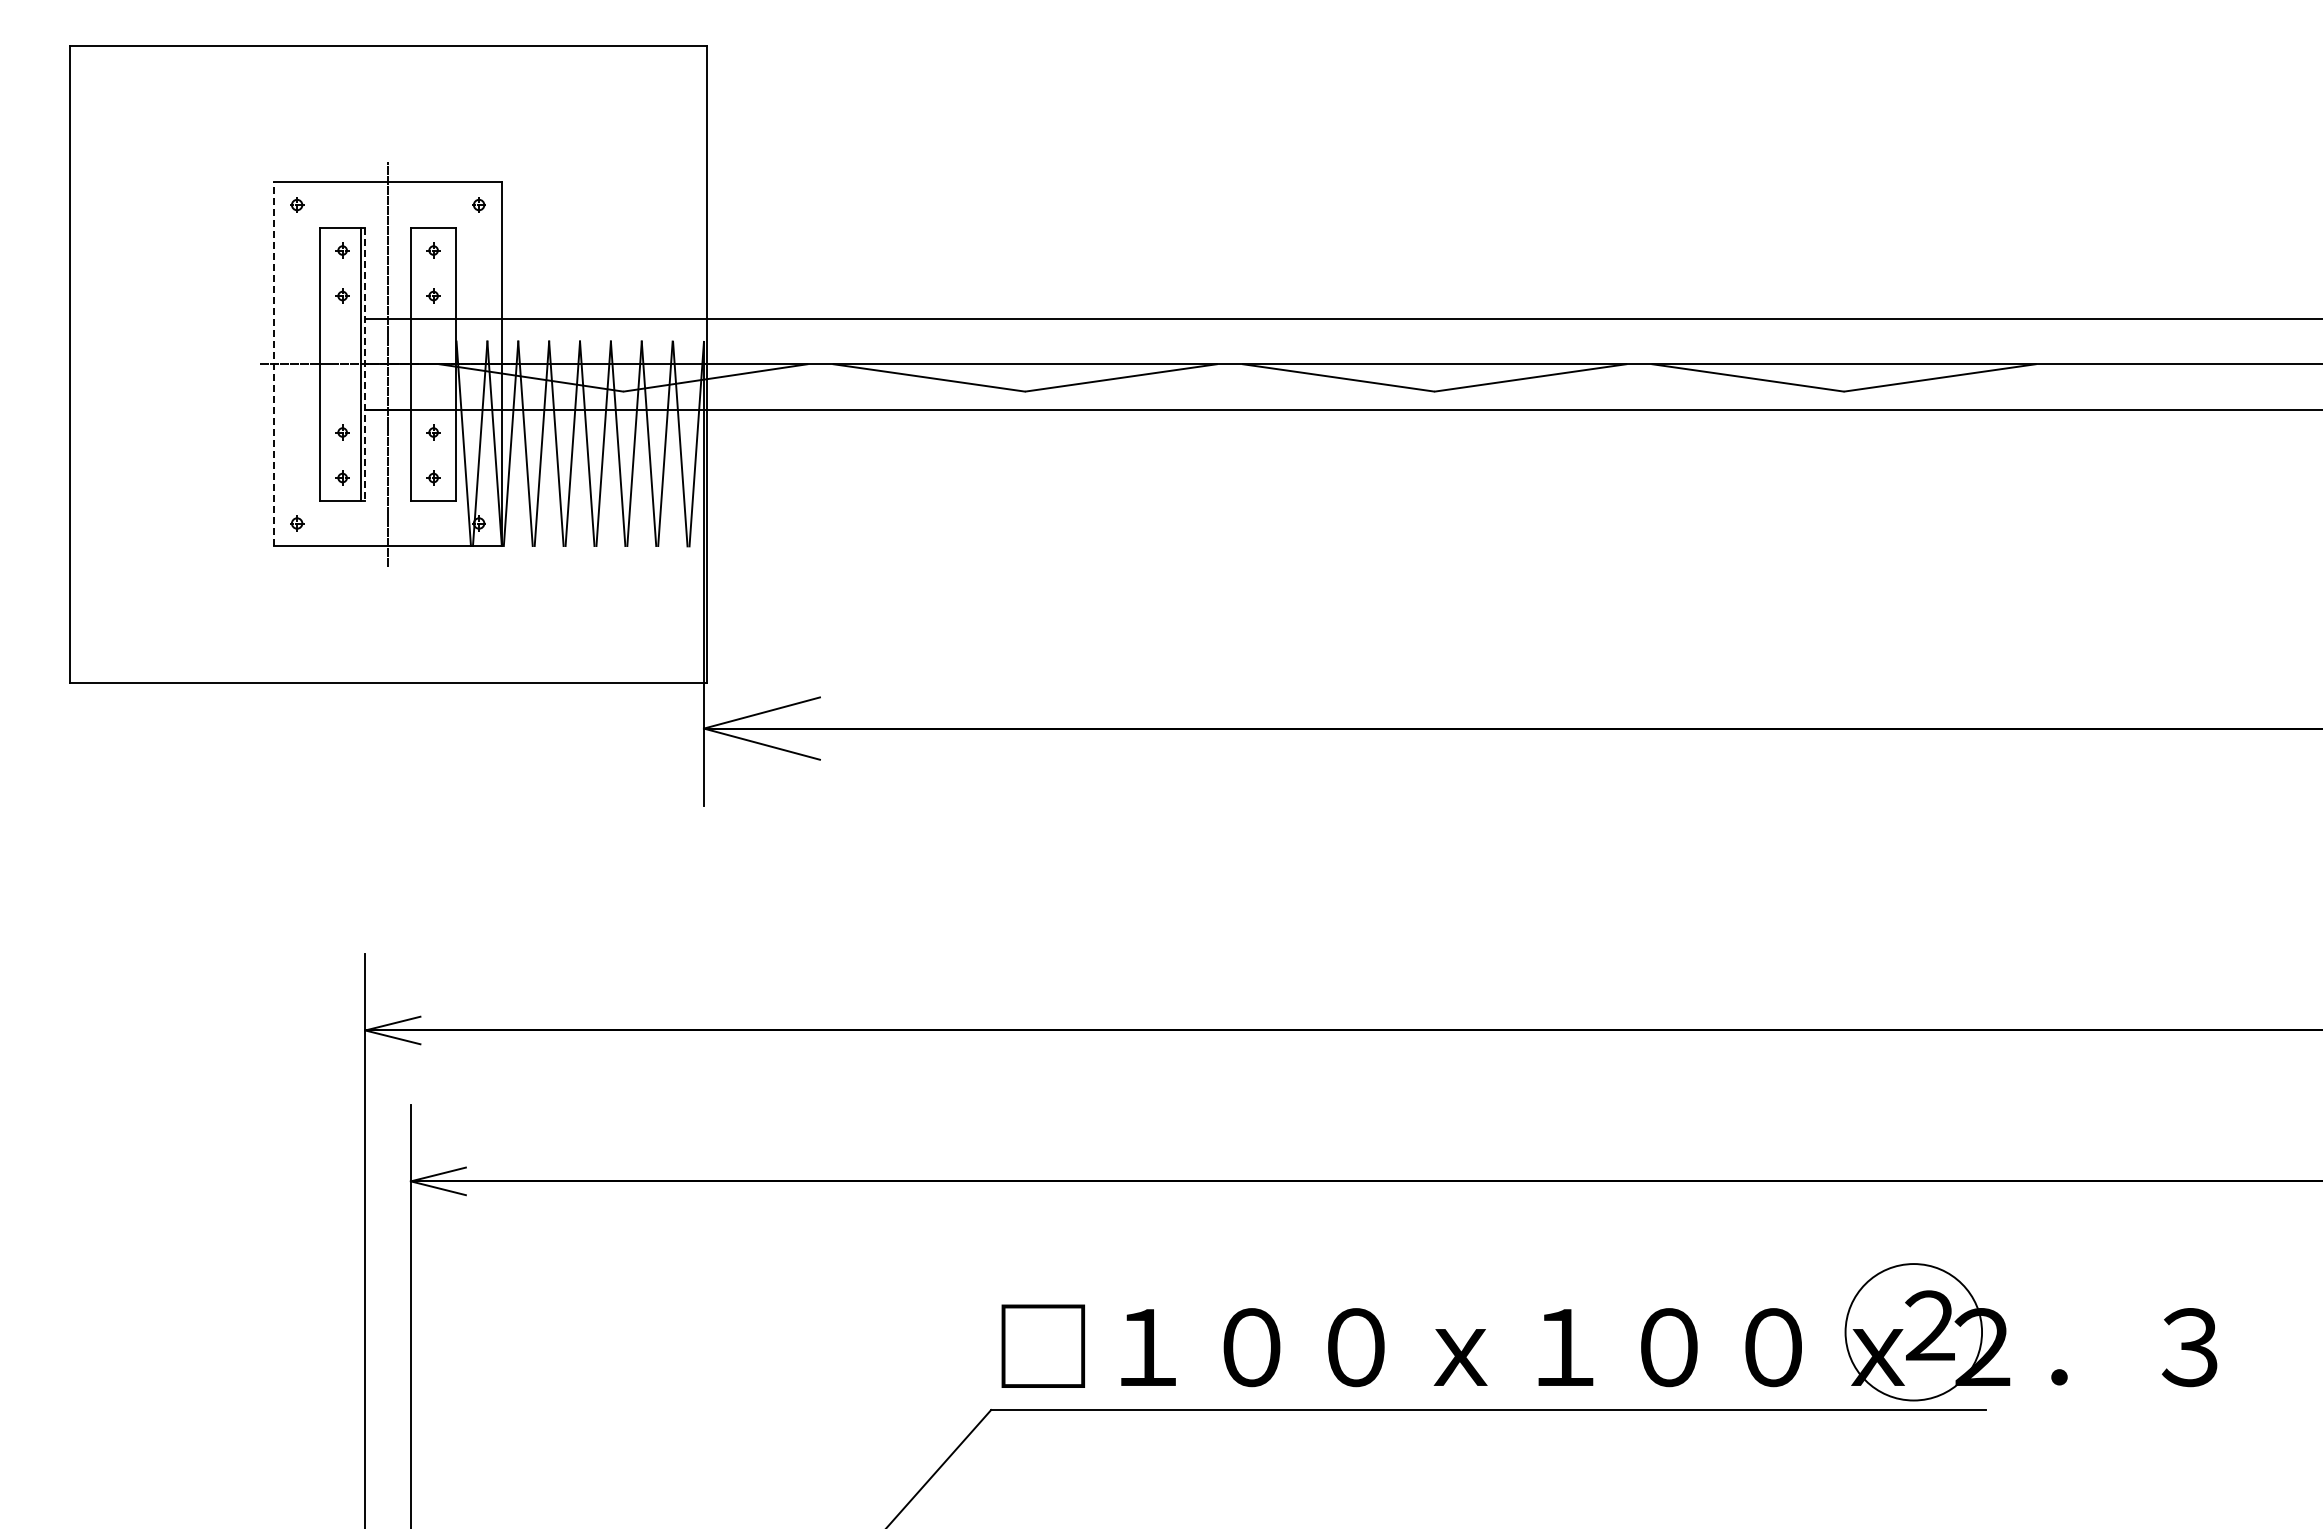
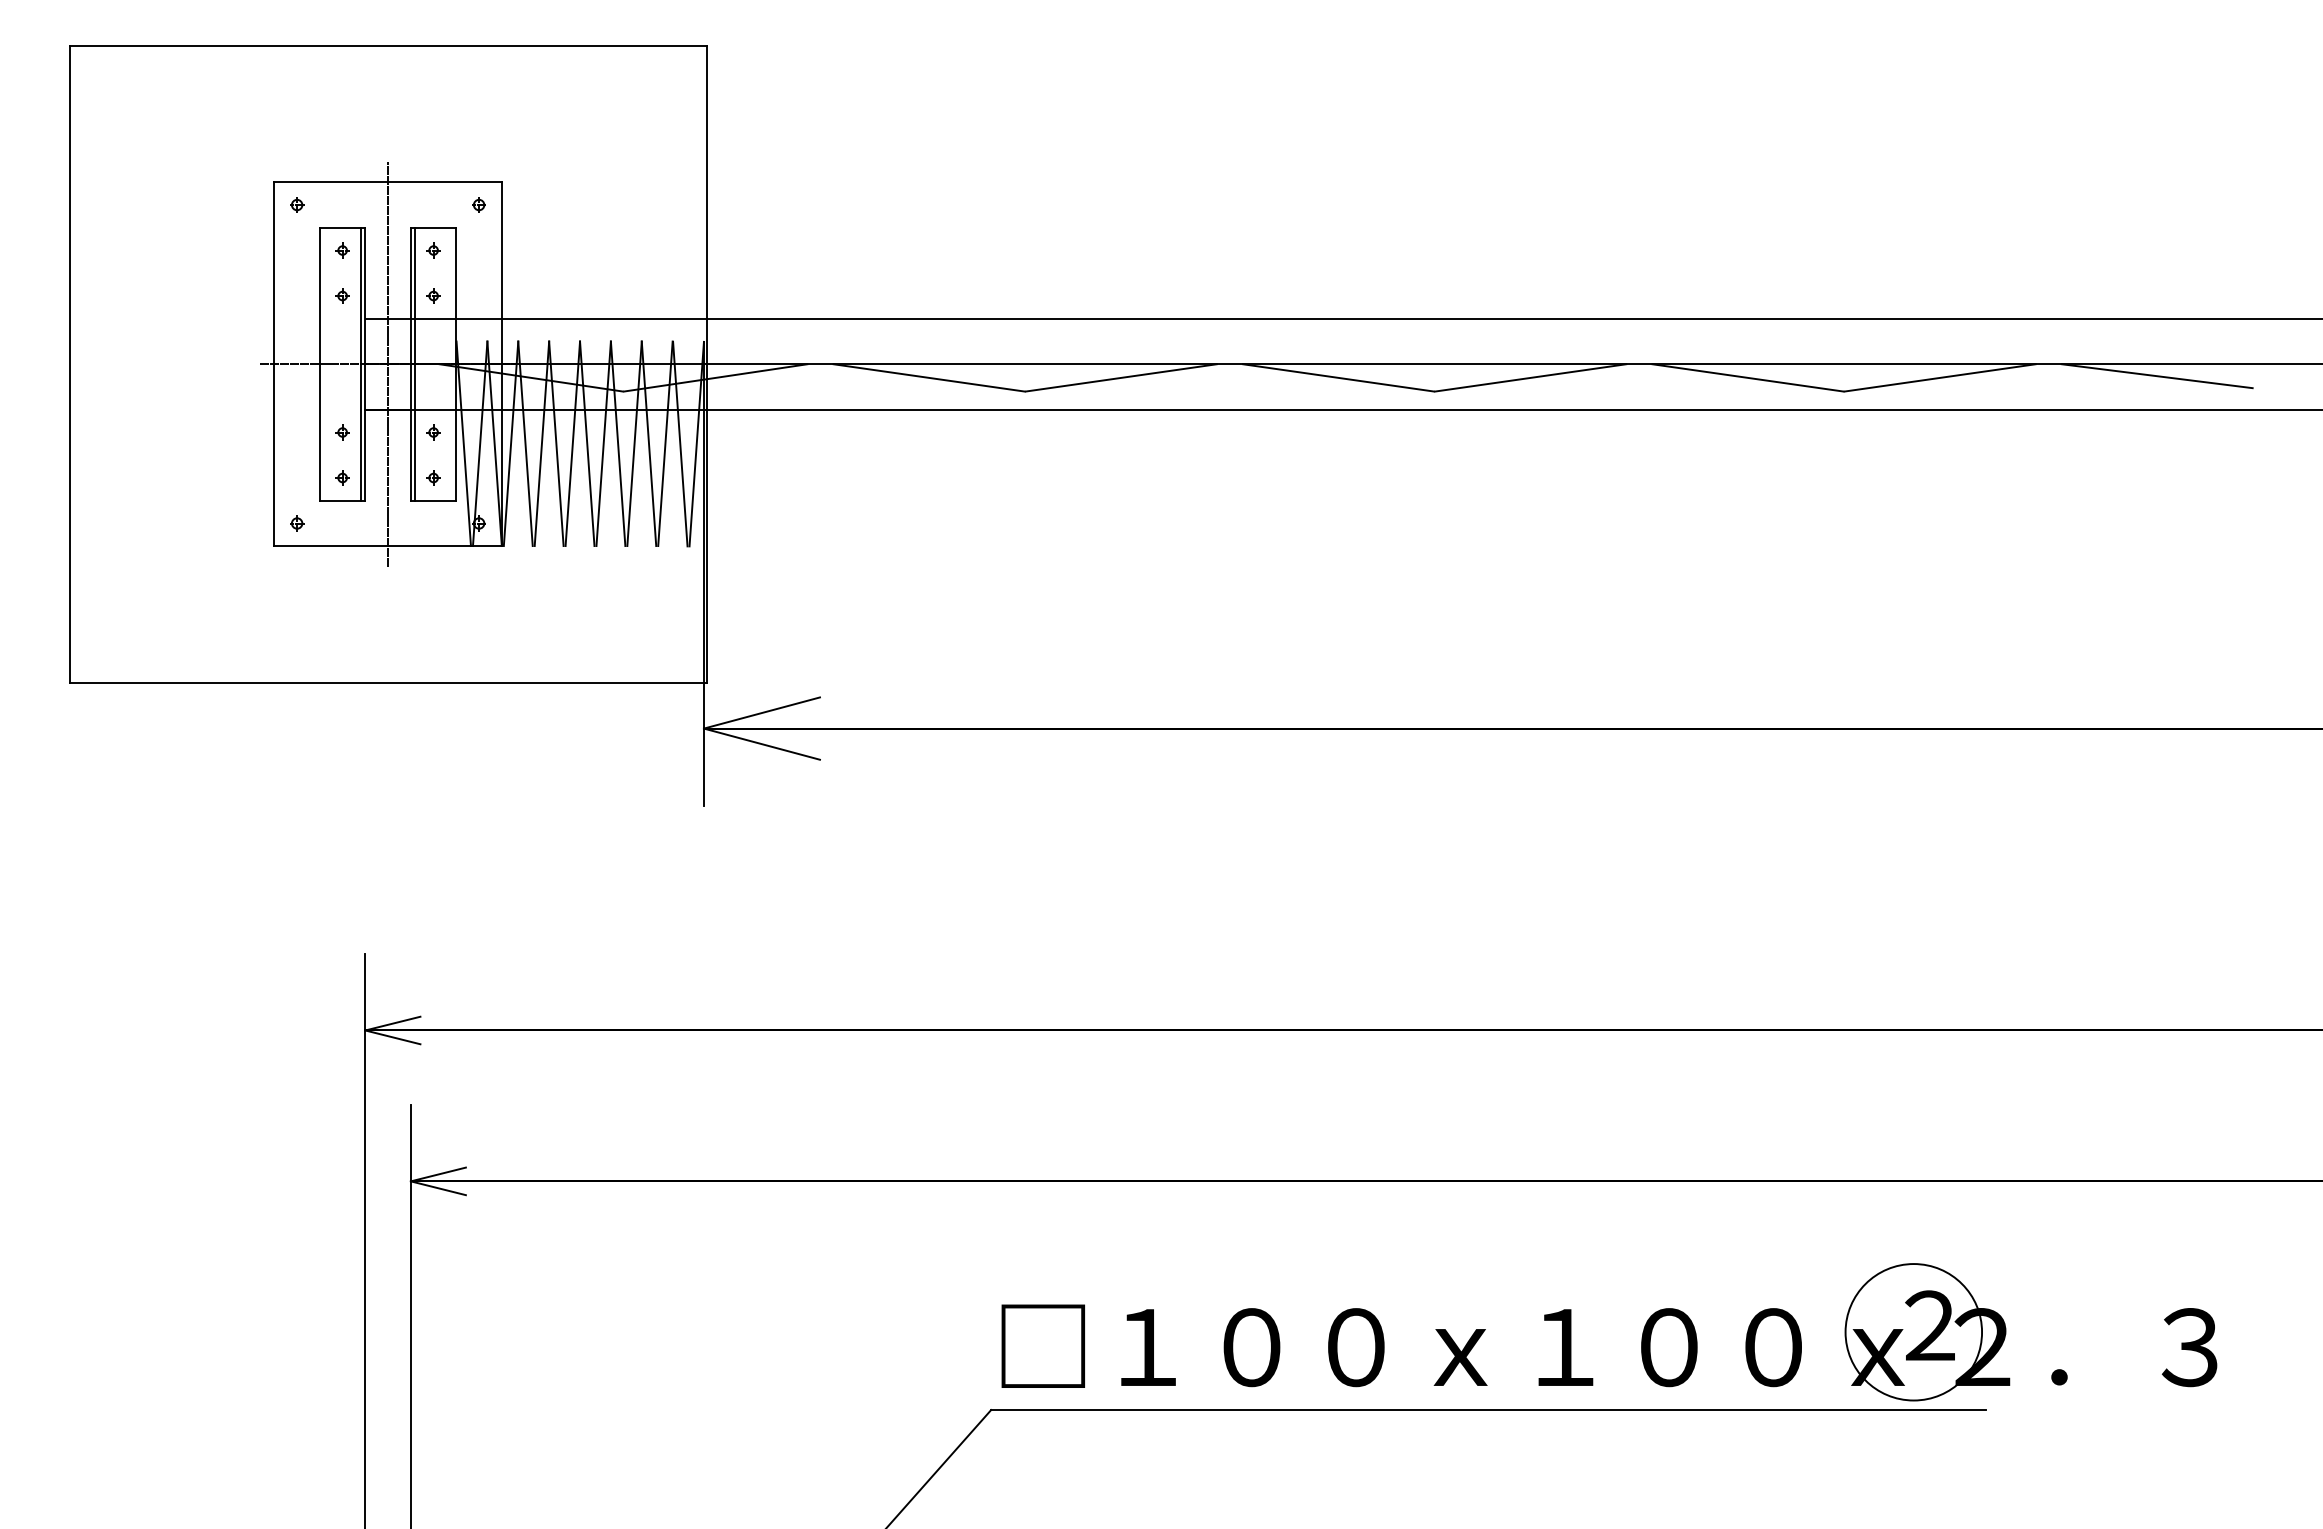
line: none -> present (415, 363)
line: dashed -> solid (274, 364)
line: dashed -> solid (365, 364)
line: none -> present (2156, 376)
